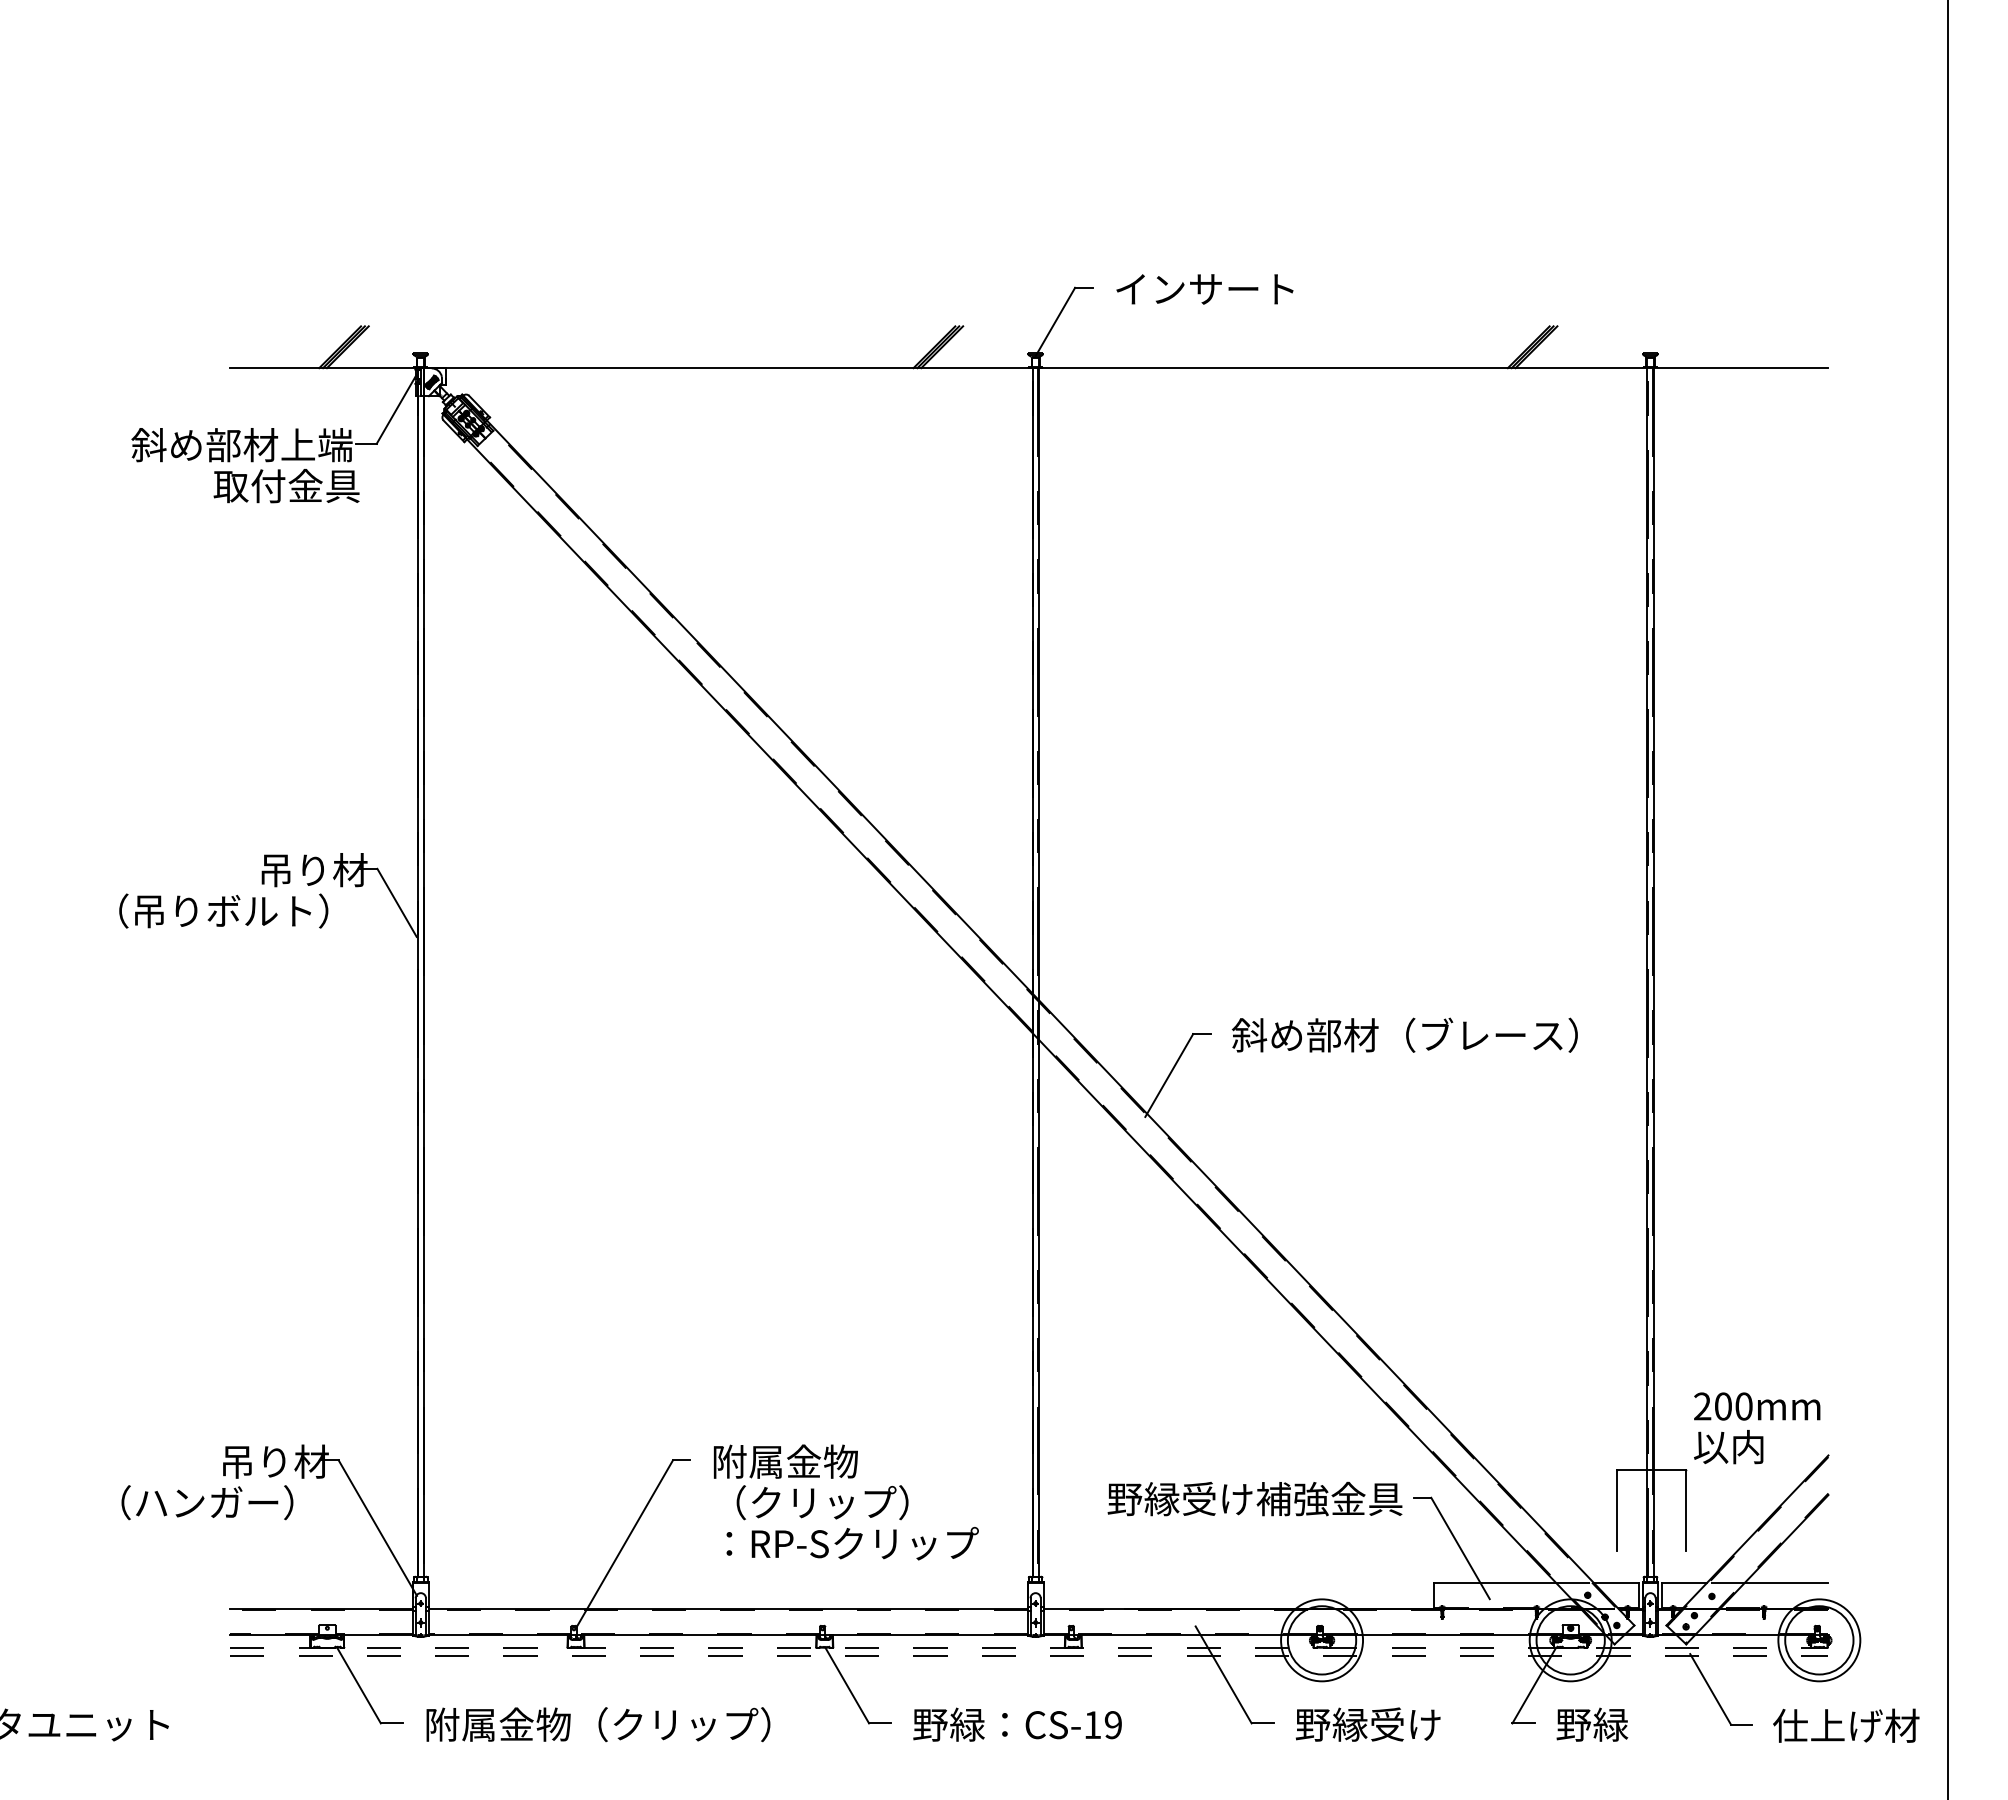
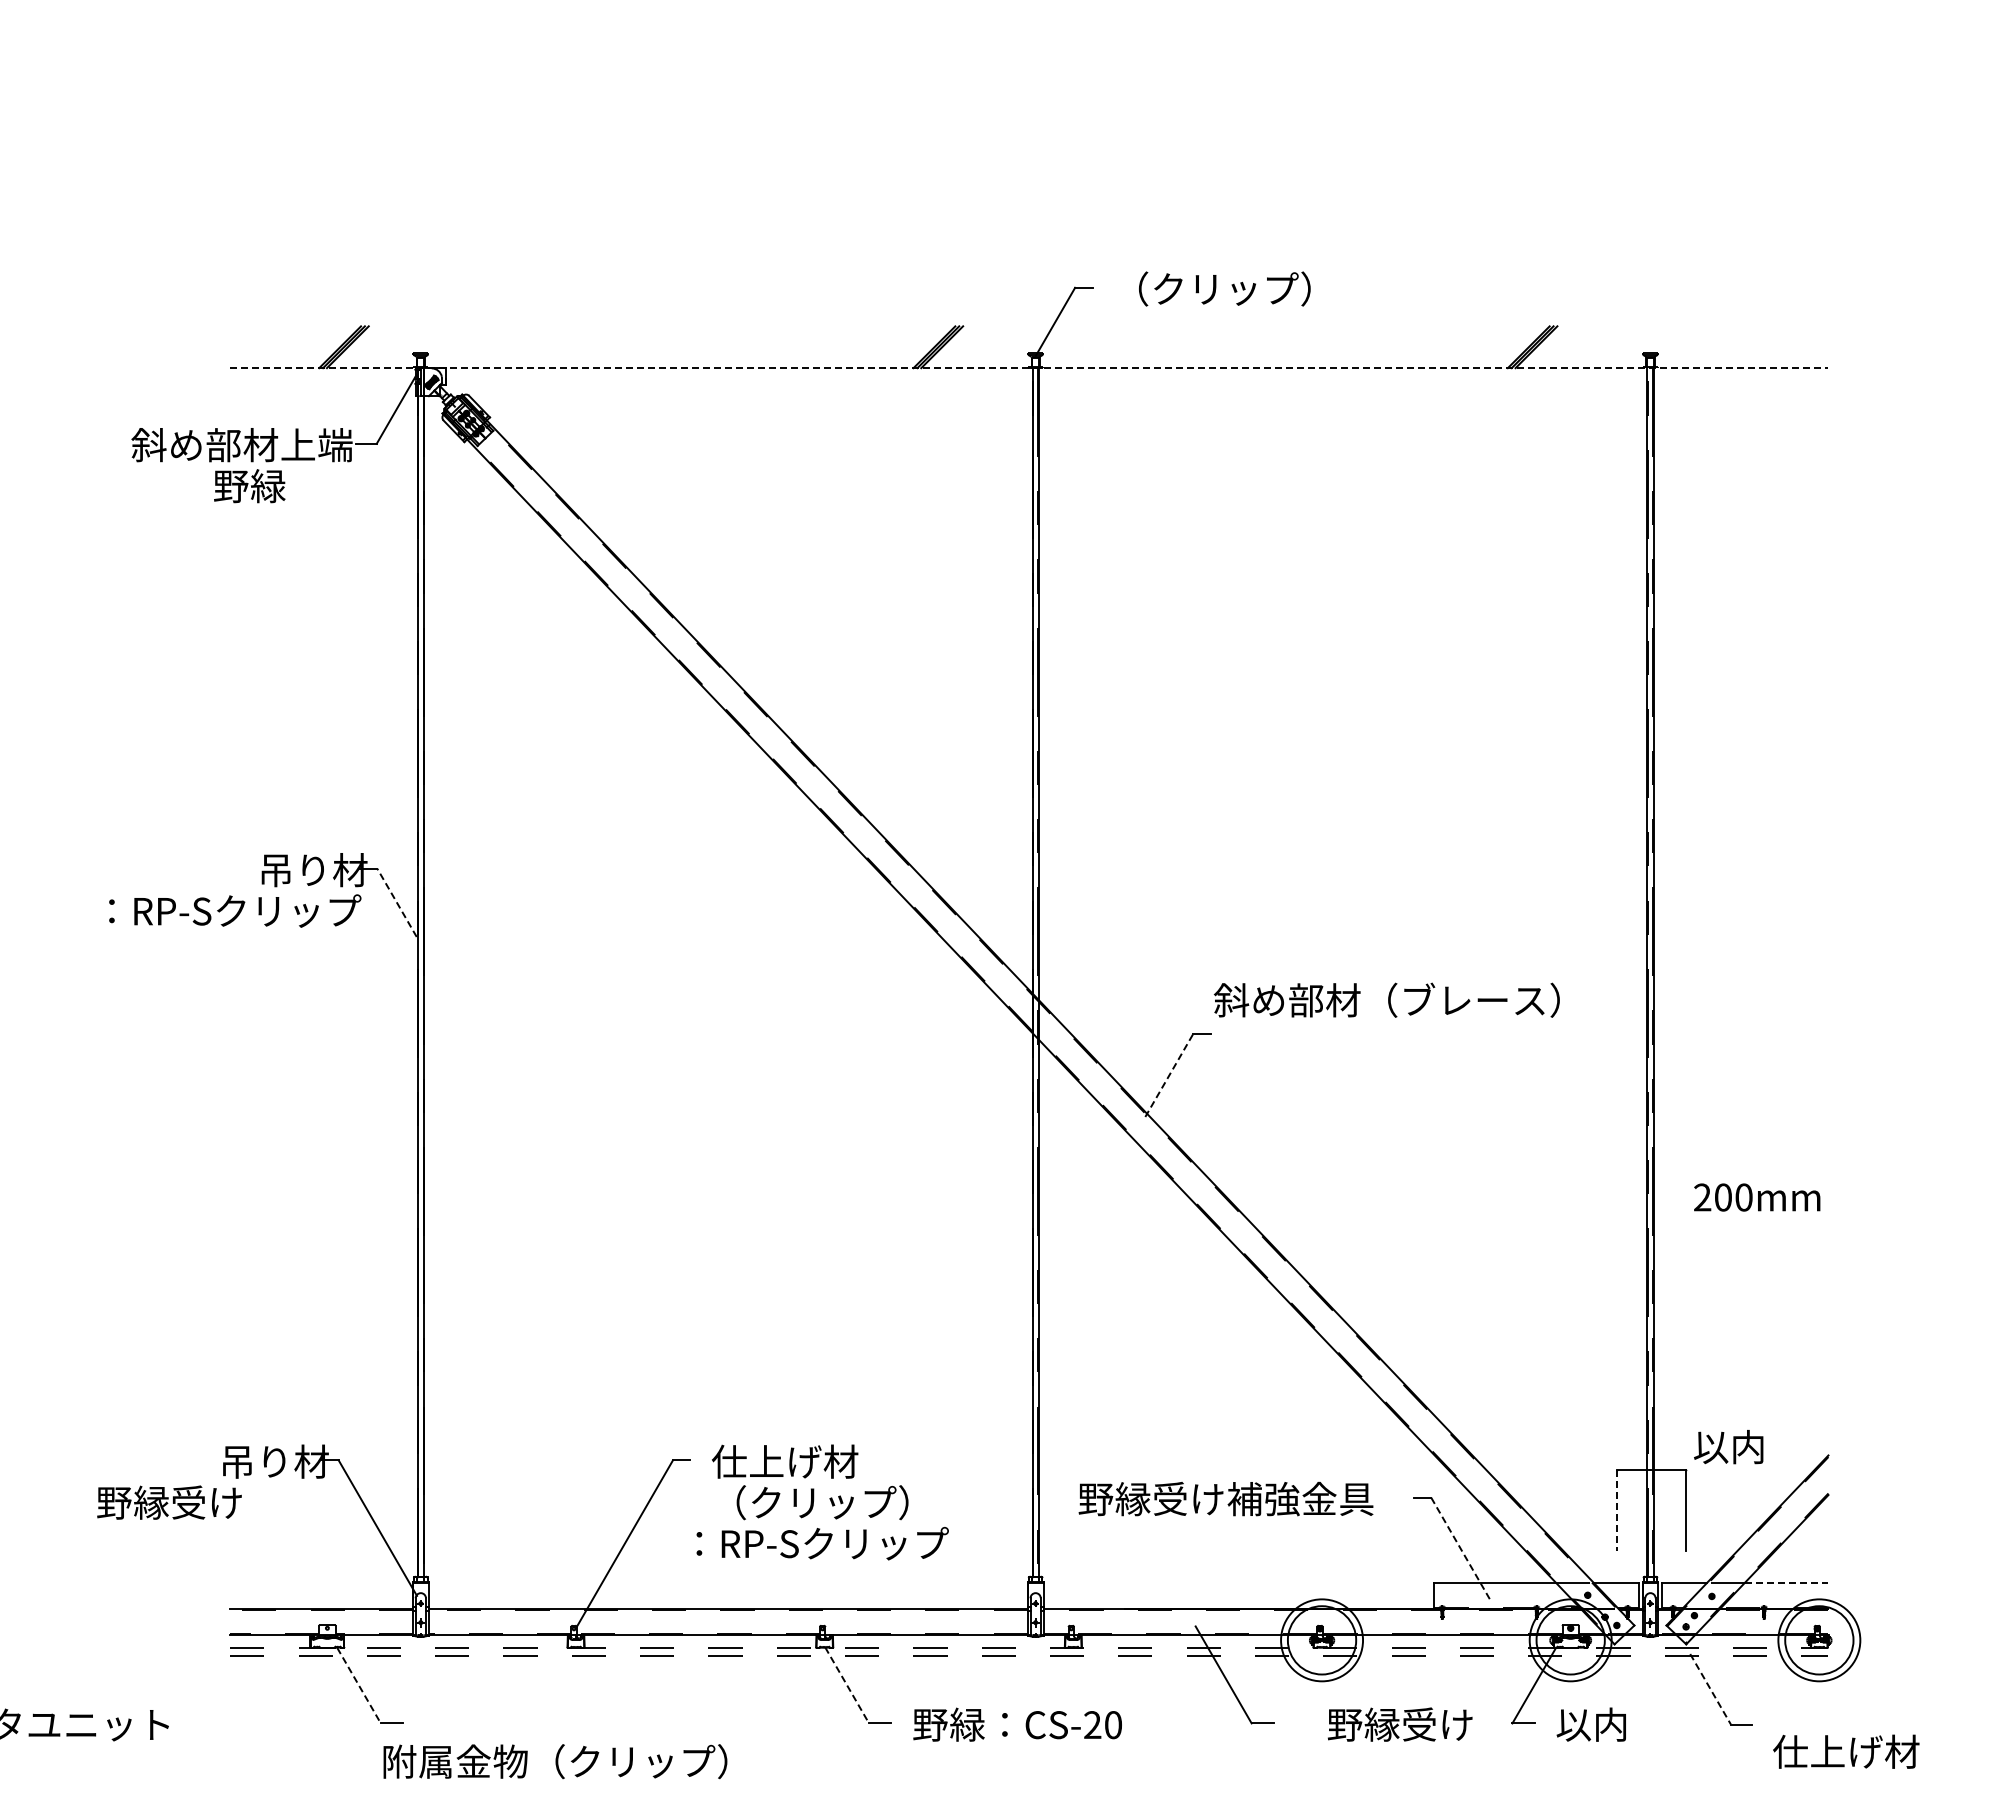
text: インサート -> （クリップ） (1213, 288)
line: solid -> dashed (1029, 368)
text: 取付金具 -> 野緑 (286, 485)
line: present -> none (1947, 899)
line: solid -> dashed (396, 902)
text: （吊りボルト） -> ：RP-Sクリップ (235, 910)
text position: (1404, 1034) -> (1386, 999) (1386, 999)
line: solid -> dashed (1169, 1075)
text position: (1757, 1406) -> (1757, 1197) (1757, 1197)
text: 附属金物 -> 仕上げ材 (784, 1461)
text position: (1254, 1498) -> (1225, 1498) (1225, 1498)
text: （ハンガー） -> 野縁受け (195, 1502)
line: solid -> dashed (1616, 1510)
text position: (852, 1543) -> (822, 1543) (822, 1543)
line: solid -> dashed (1460, 1548)
line: solid -> dashed (1786, 1583)
line: solid -> dashed (359, 1685)
line: solid -> dashed (847, 1685)
line: solid -> dashed (1710, 1689)
text position: (598, 1724) -> (555, 1761) (555, 1761)
text position: (1367, 1724) -> (1399, 1724) (1399, 1724)
text: 野緑 -> 以内 (1592, 1724)
text: CS-19 -> CS-20 (1102, 1725)
text position: (1846, 1725) -> (1846, 1751) (1846, 1751)
